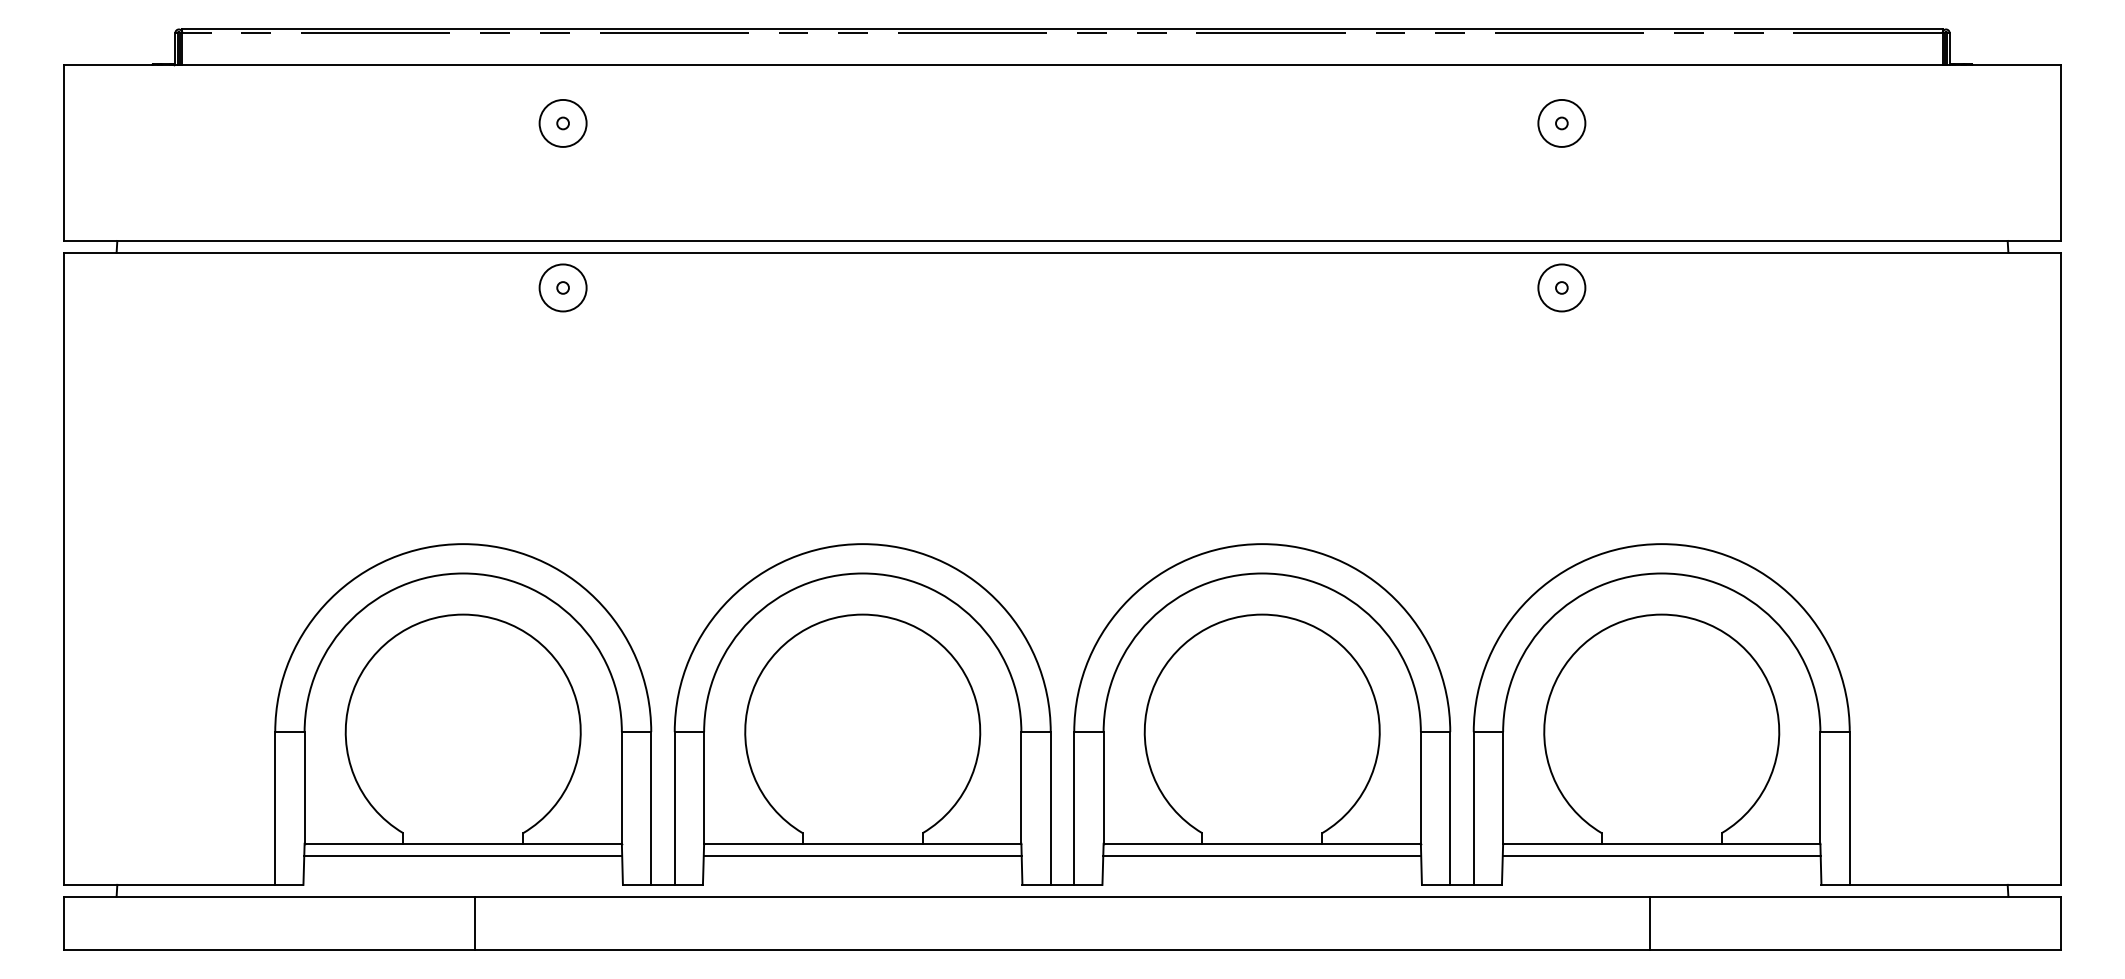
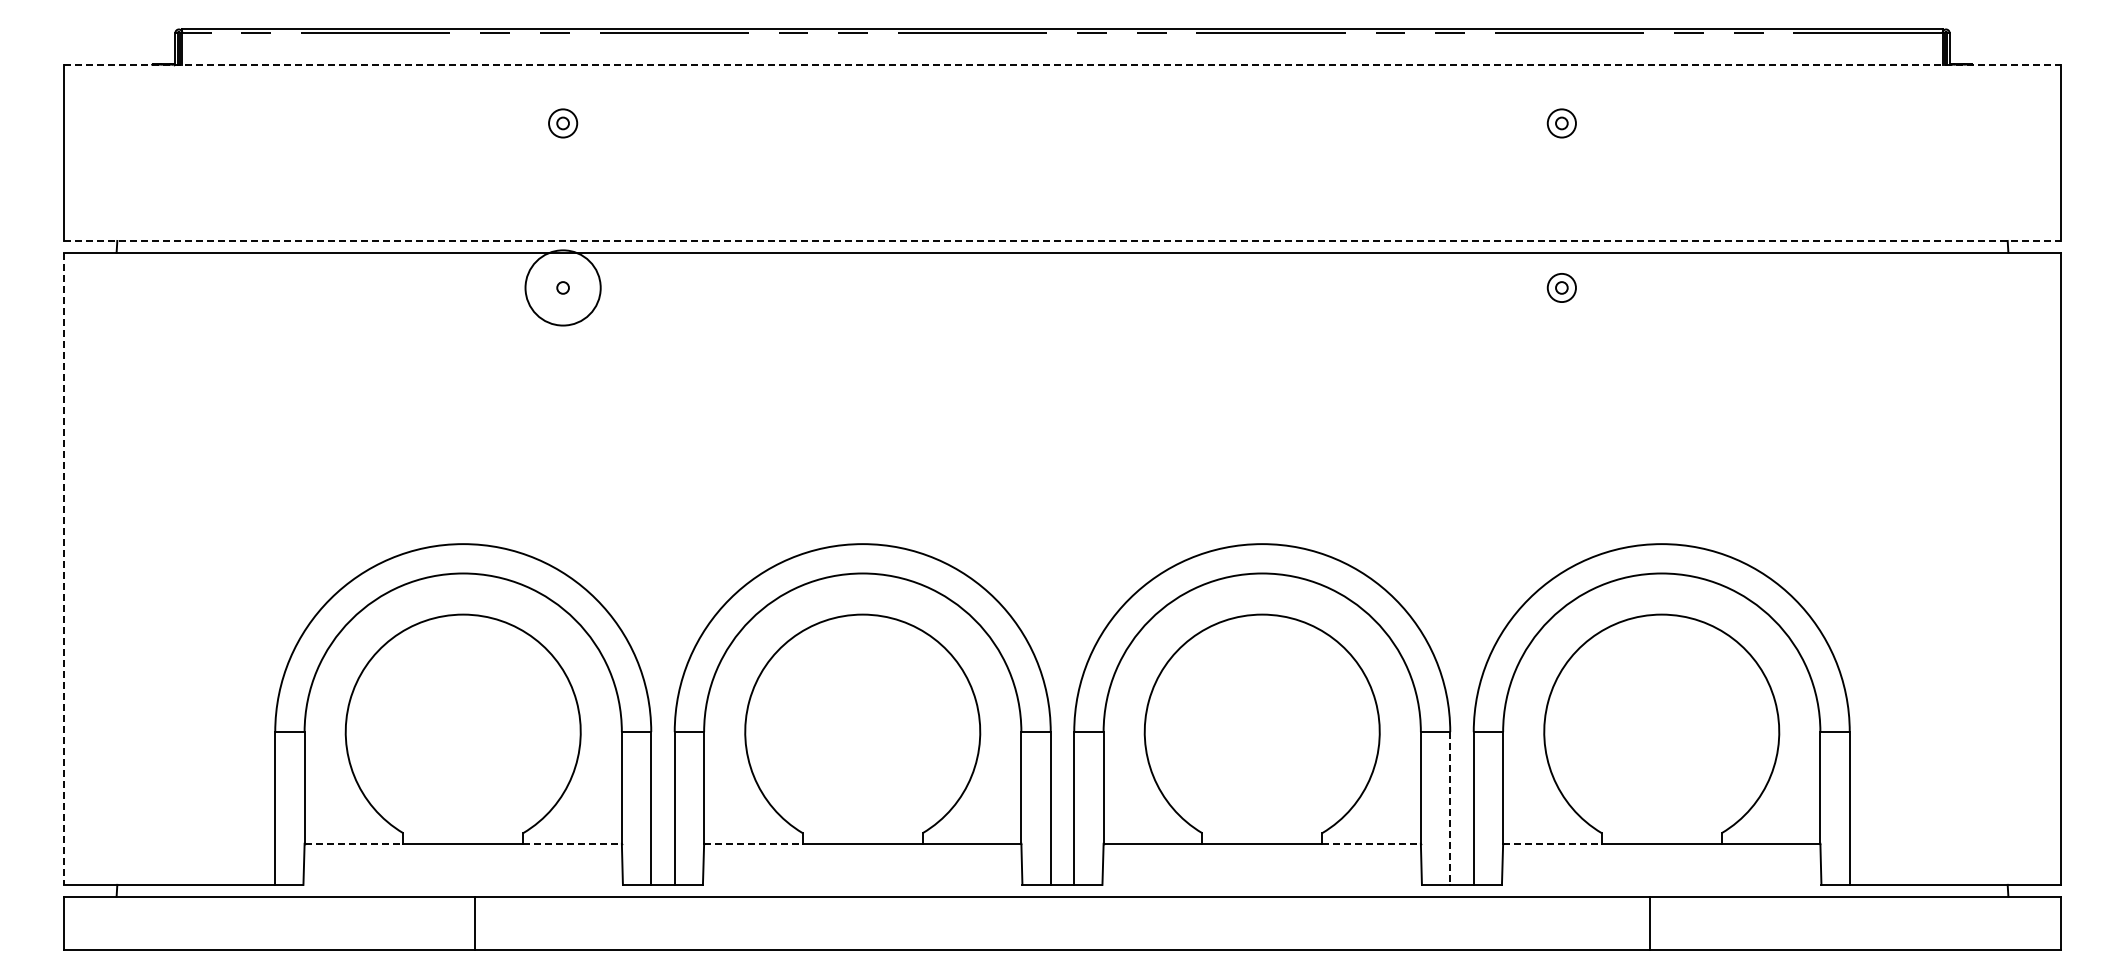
line: solid -> dashed (1062, 64)
circle diameter: 47 px -> 28 px (563, 123)
circle diameter: 47 px -> 28 px (1561, 123)
line: solid -> dashed (1062, 240)
circle diameter: 47 px -> 75 px (562, 287)
circle diameter: 47 px -> 28 px (1561, 287)
line: solid -> dashed (63, 569)
line: solid -> dashed (1450, 809)
line: solid -> dashed (354, 843)
line: solid -> dashed (573, 843)
line: solid -> dashed (753, 843)
line: solid -> dashed (1372, 843)
line: solid -> dashed (1552, 843)
line: present -> none (463, 855)
line: present -> none (862, 855)
line: present -> none (1262, 855)
line: present -> none (1661, 855)
